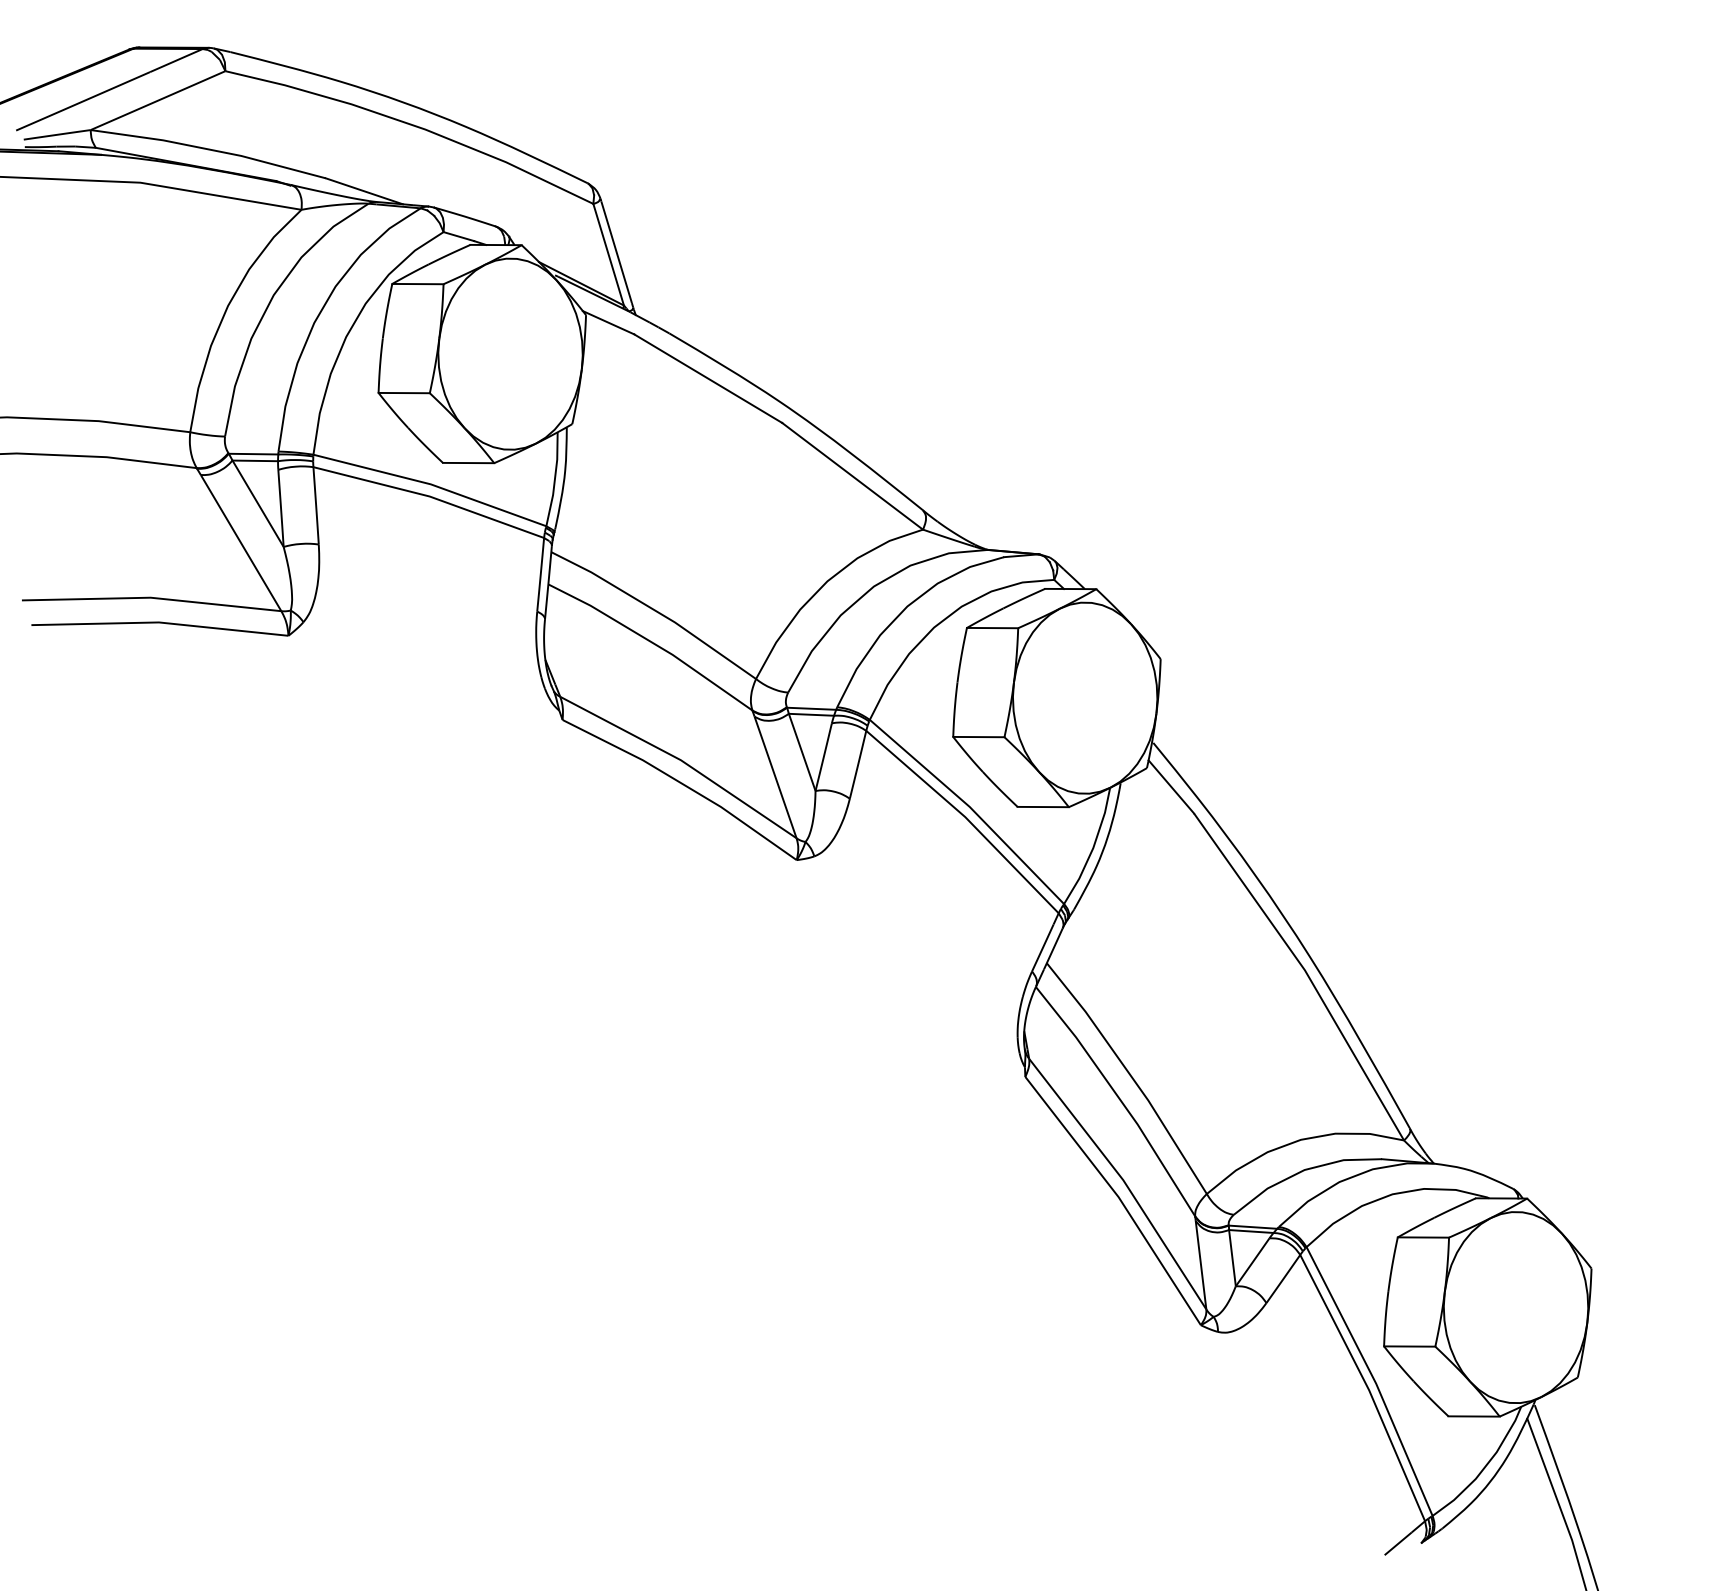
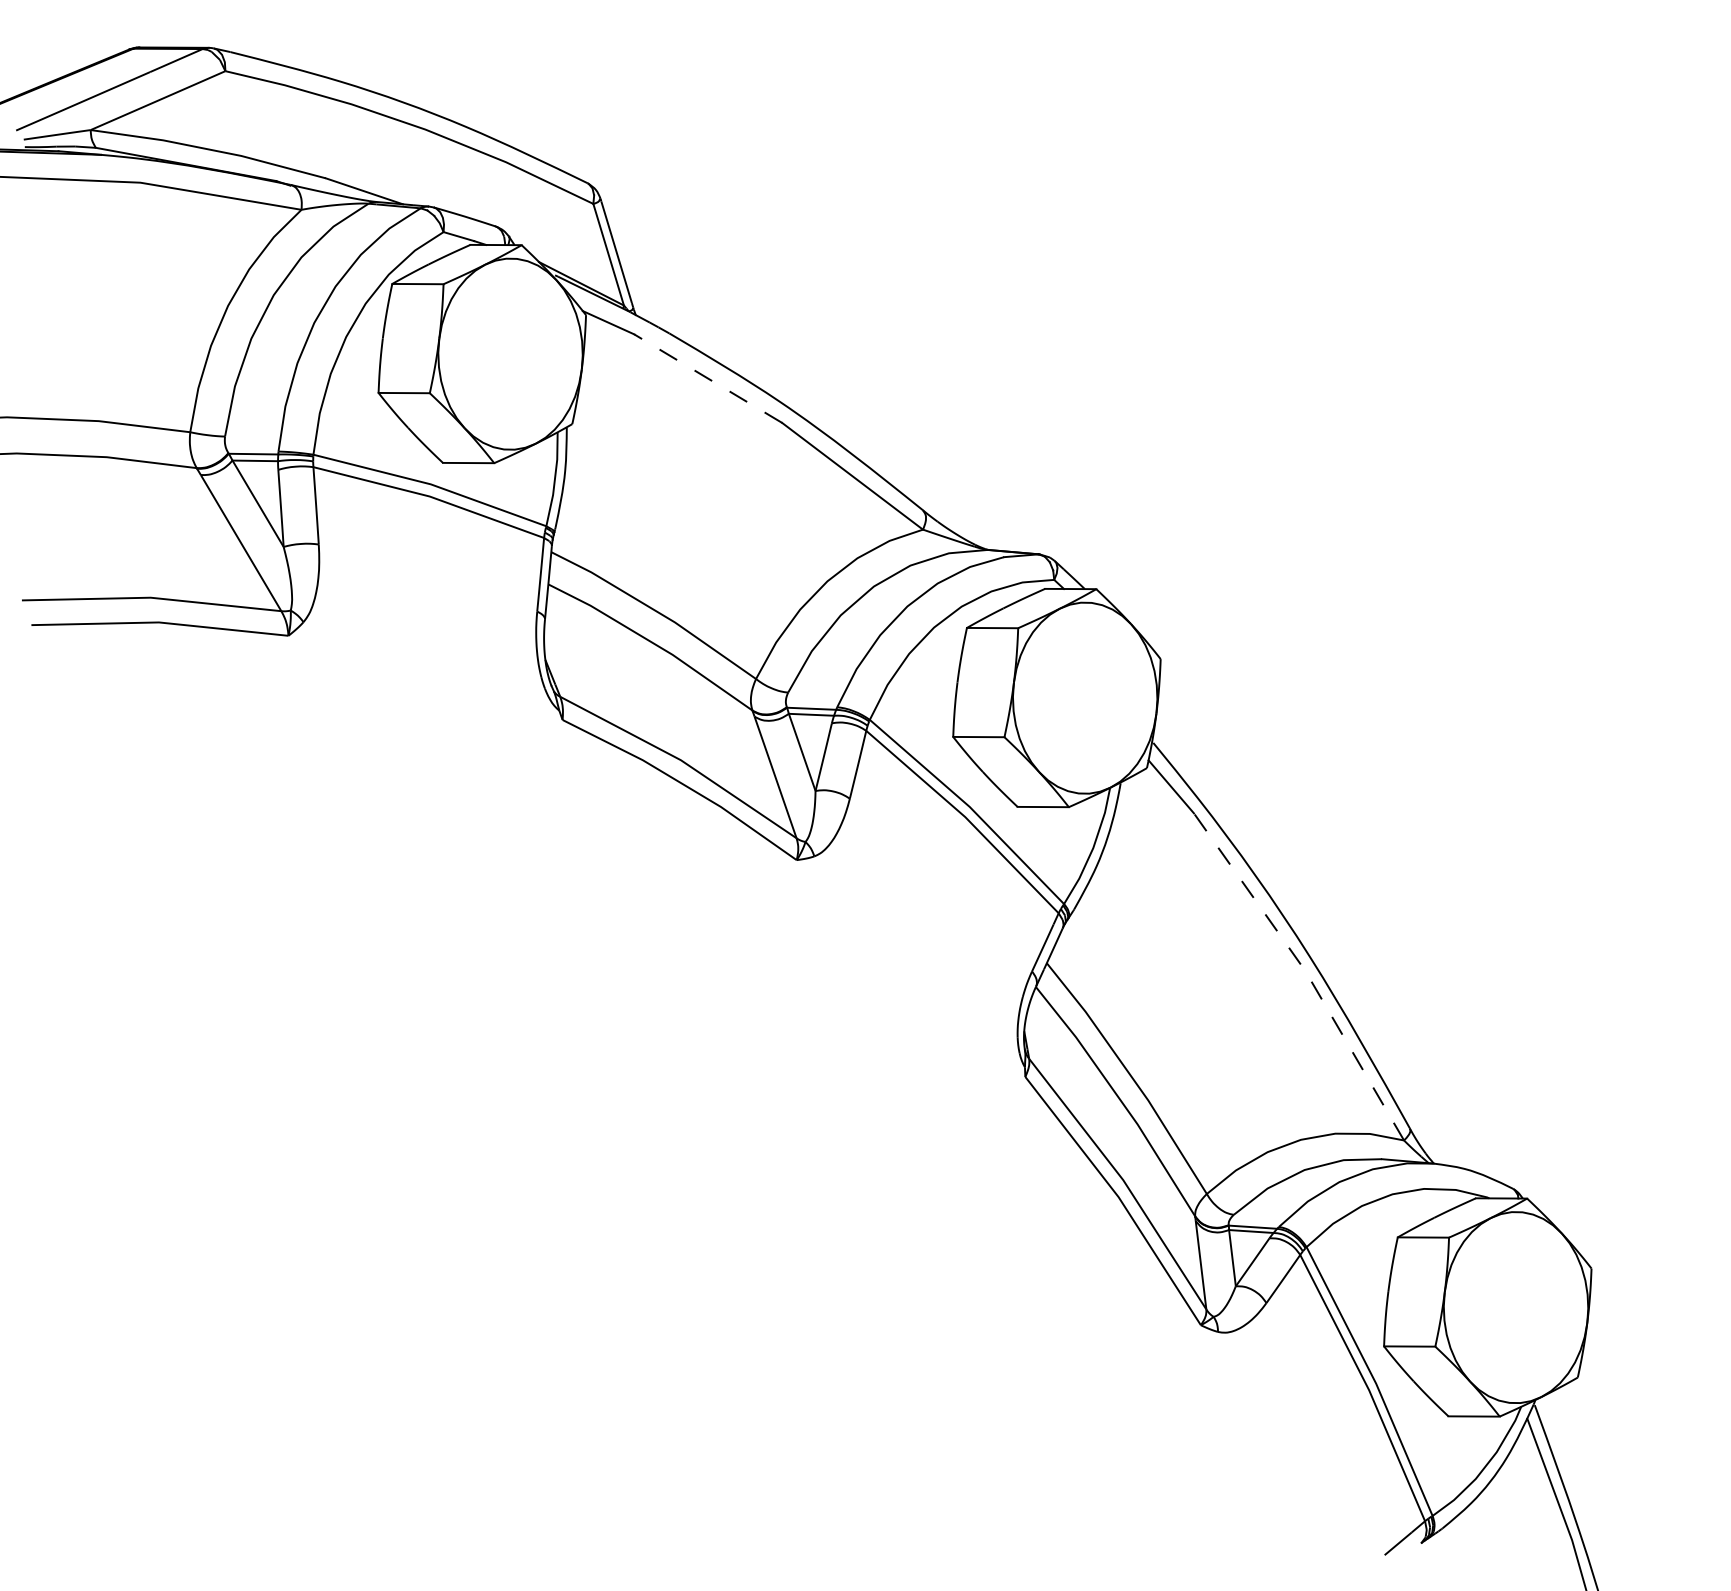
line: solid -> dashed (707, 378)
line: solid -> dashed (1305, 971)
